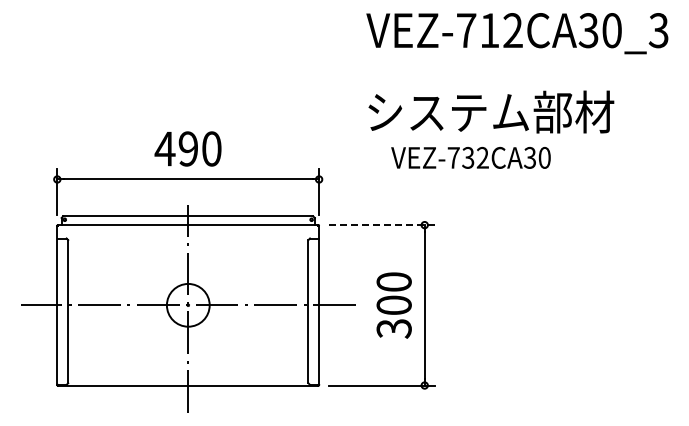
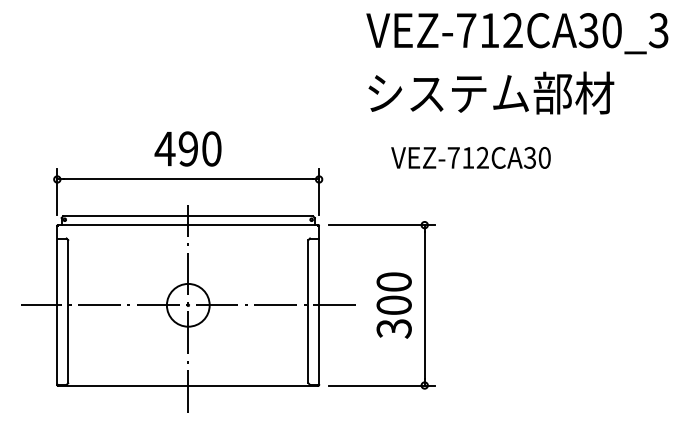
text position: (491, 111) -> (491, 92) (491, 92)
text: VEZ-732CA30 -> VEZ-712CA30 (468, 157)
line: dashed -> solid (382, 225)
